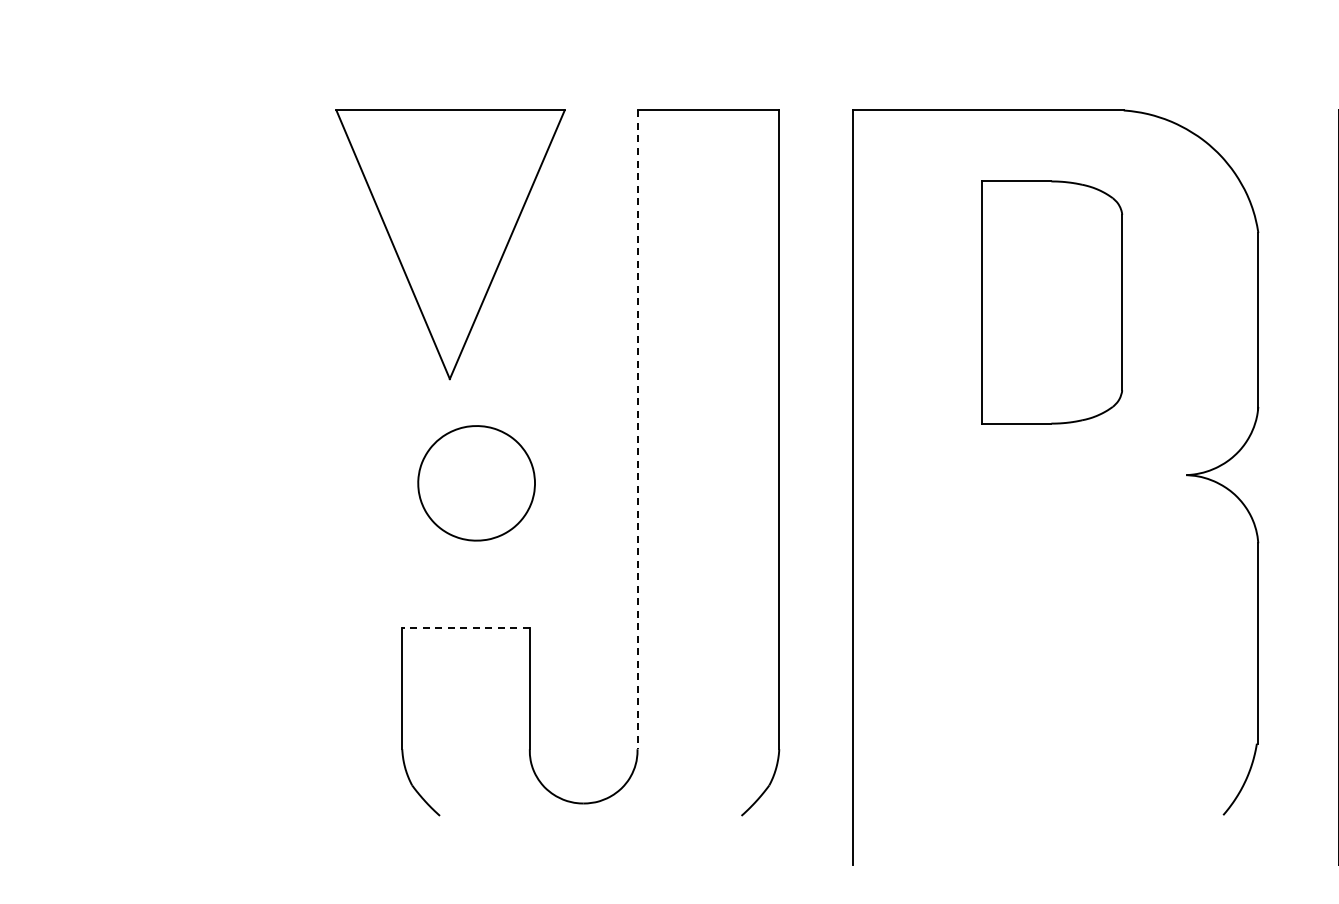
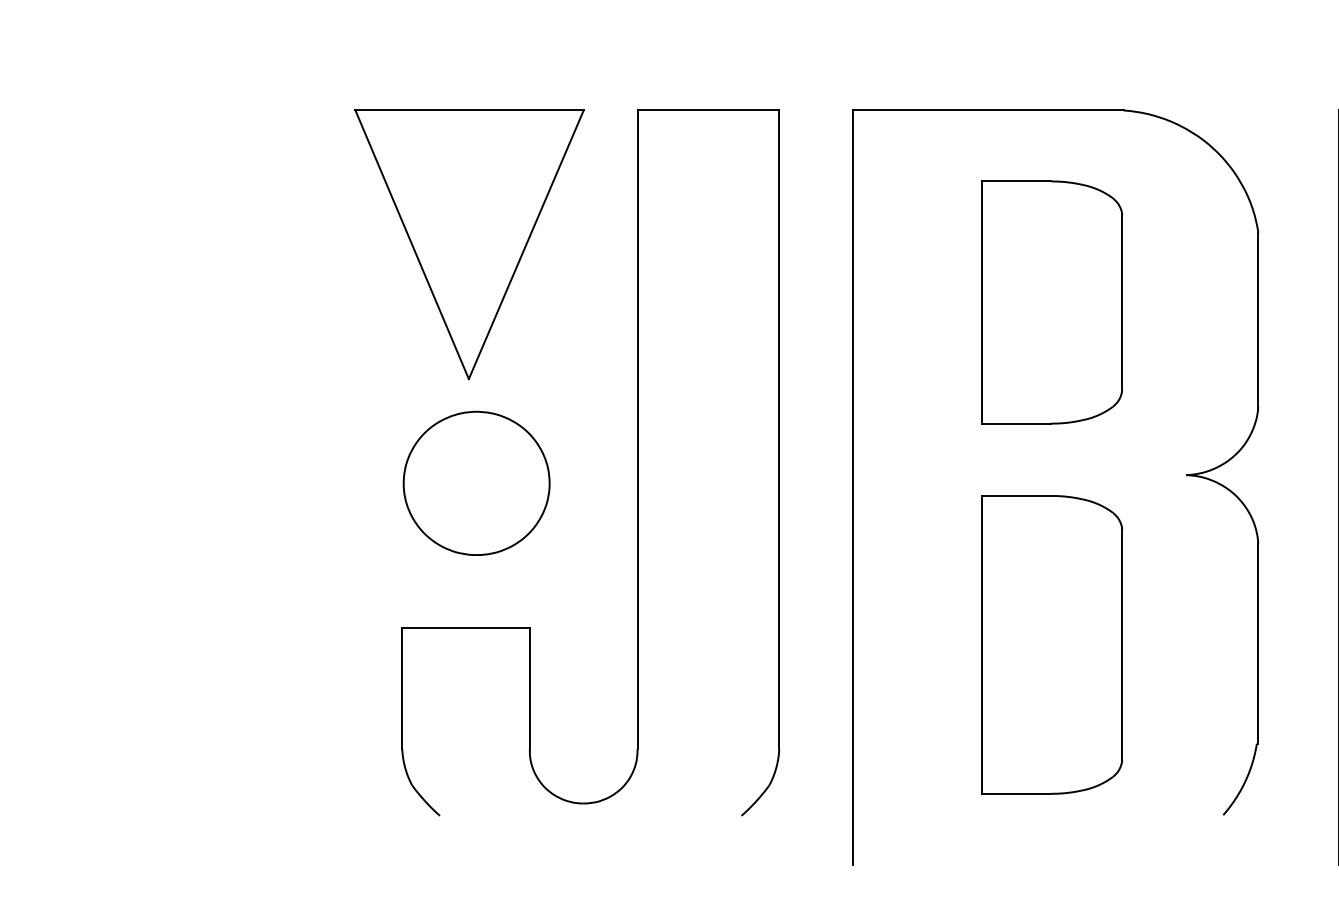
part position: (450, 244) -> (469, 244) (469, 244)
line: dashed -> solid (637, 430)
part size: 119x117 px -> 149x146 px (476, 482)
line: dashed -> solid (466, 628)
part: none -> present (1052, 644)
